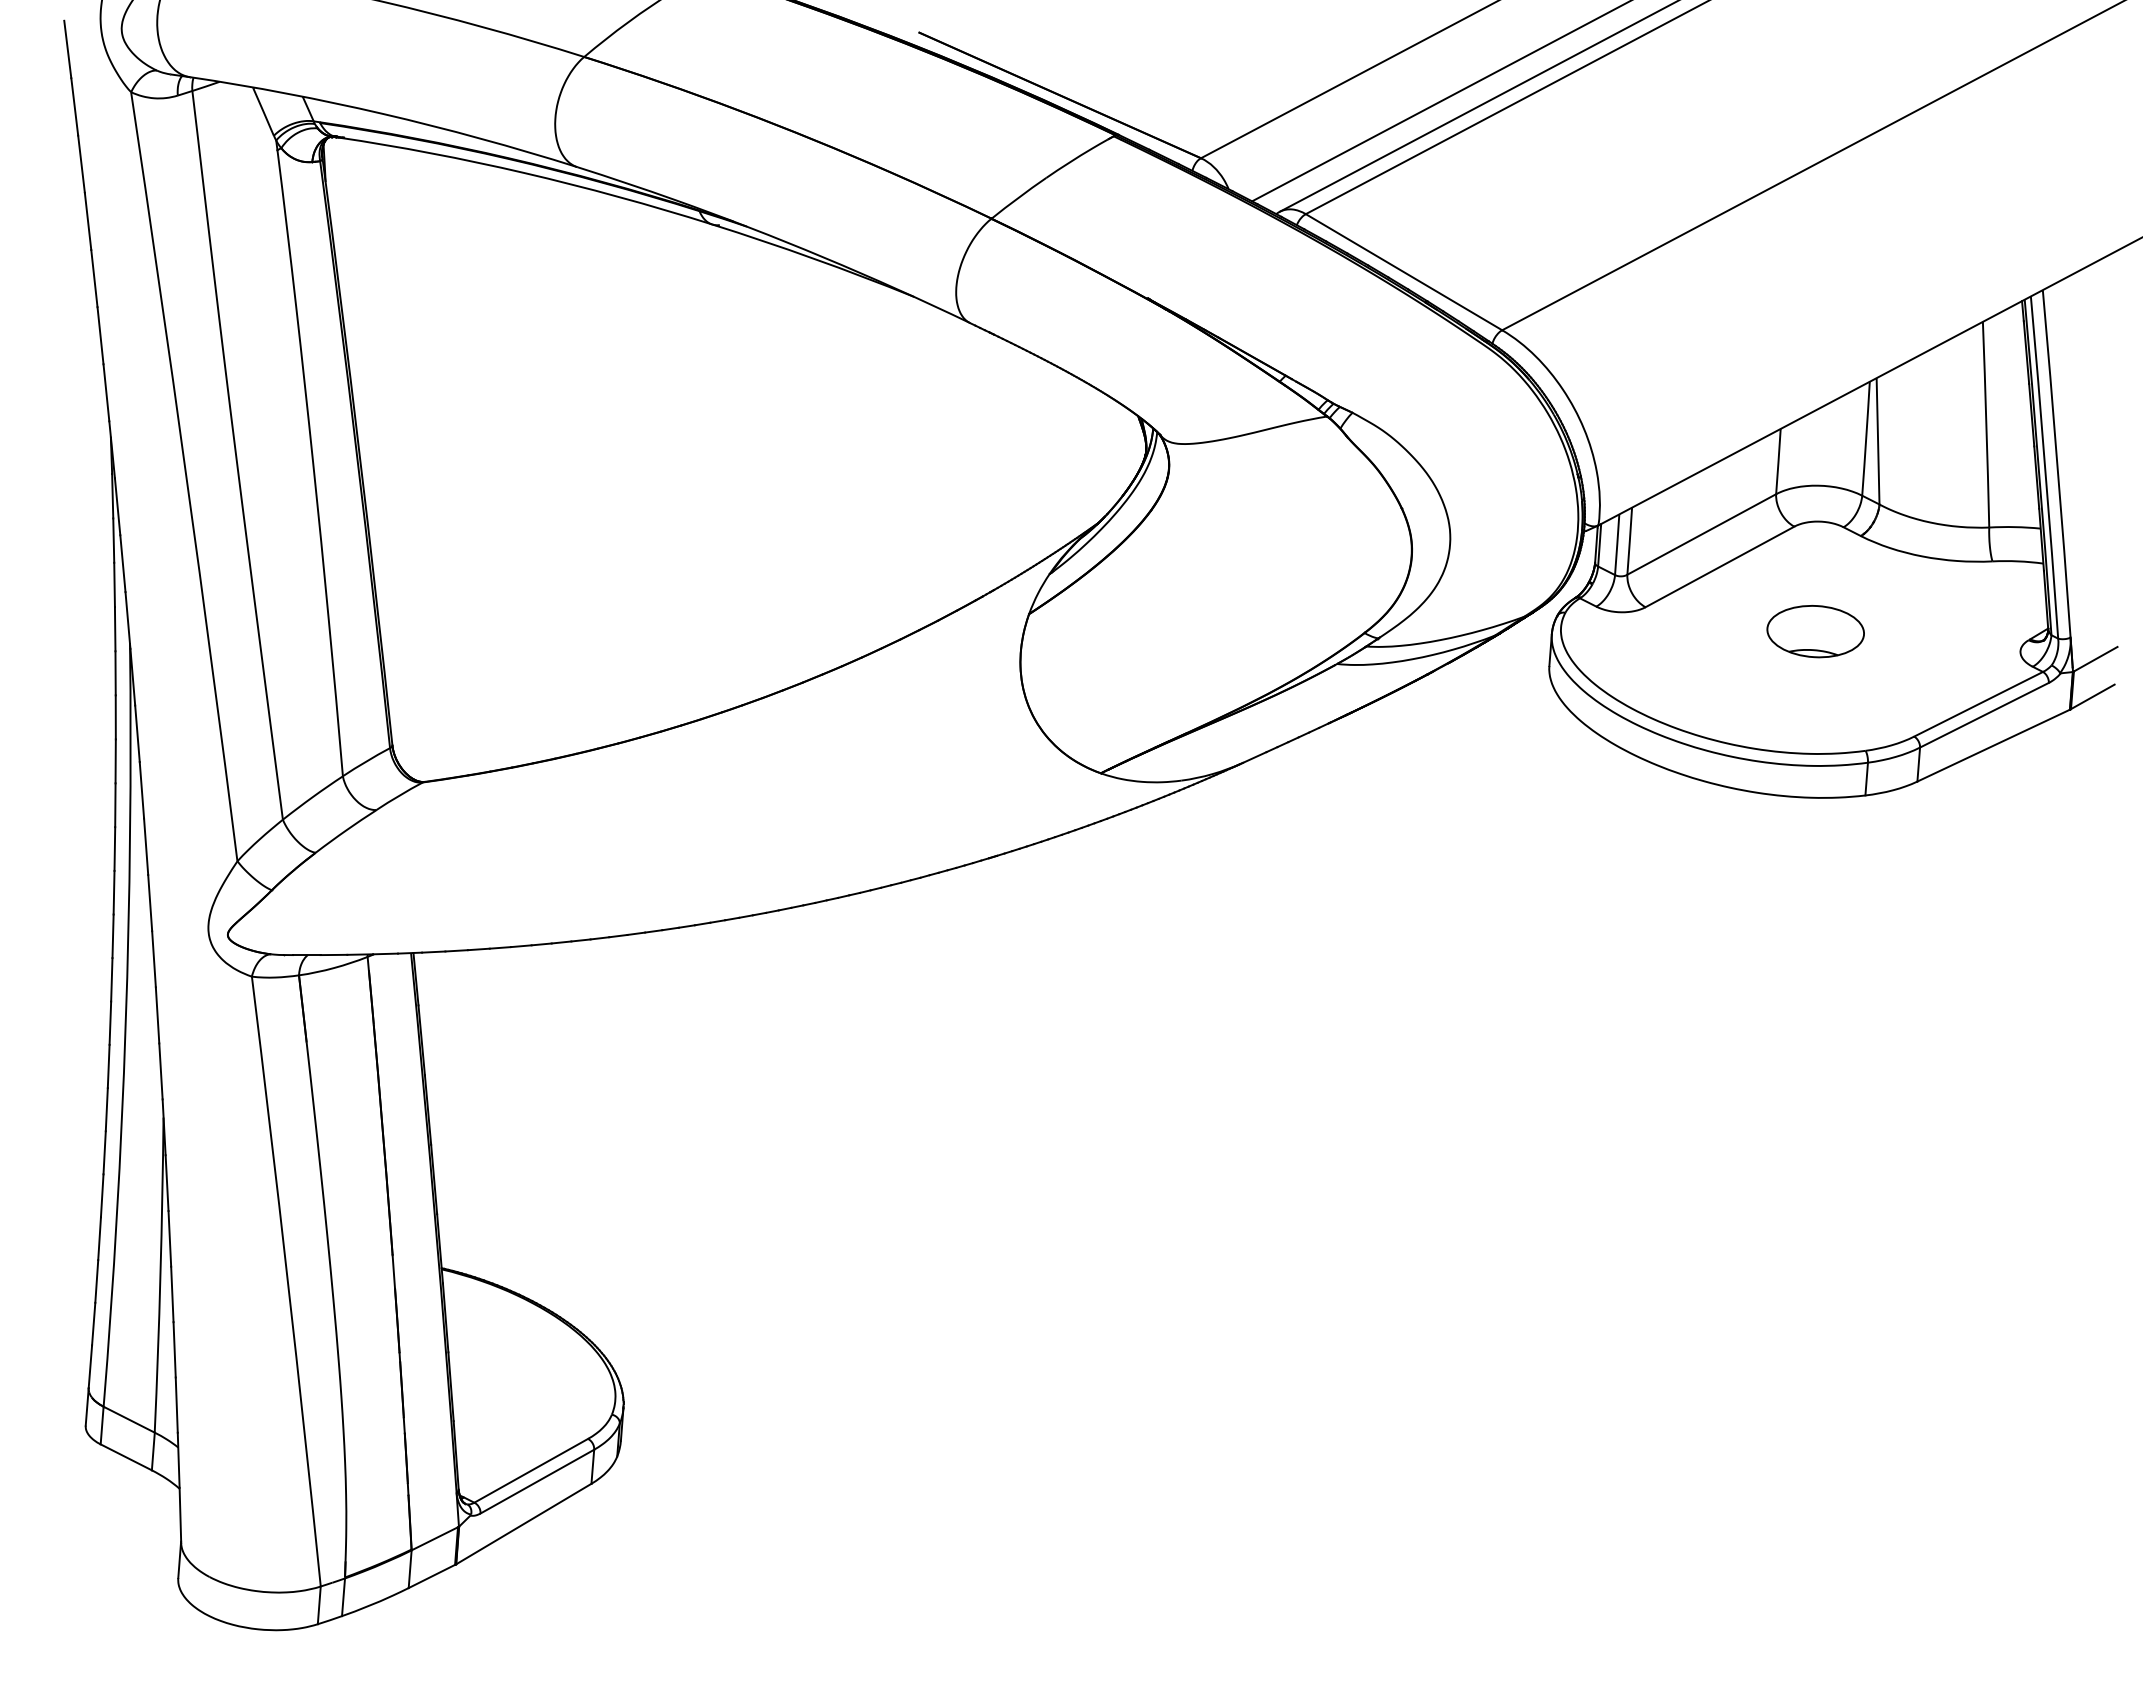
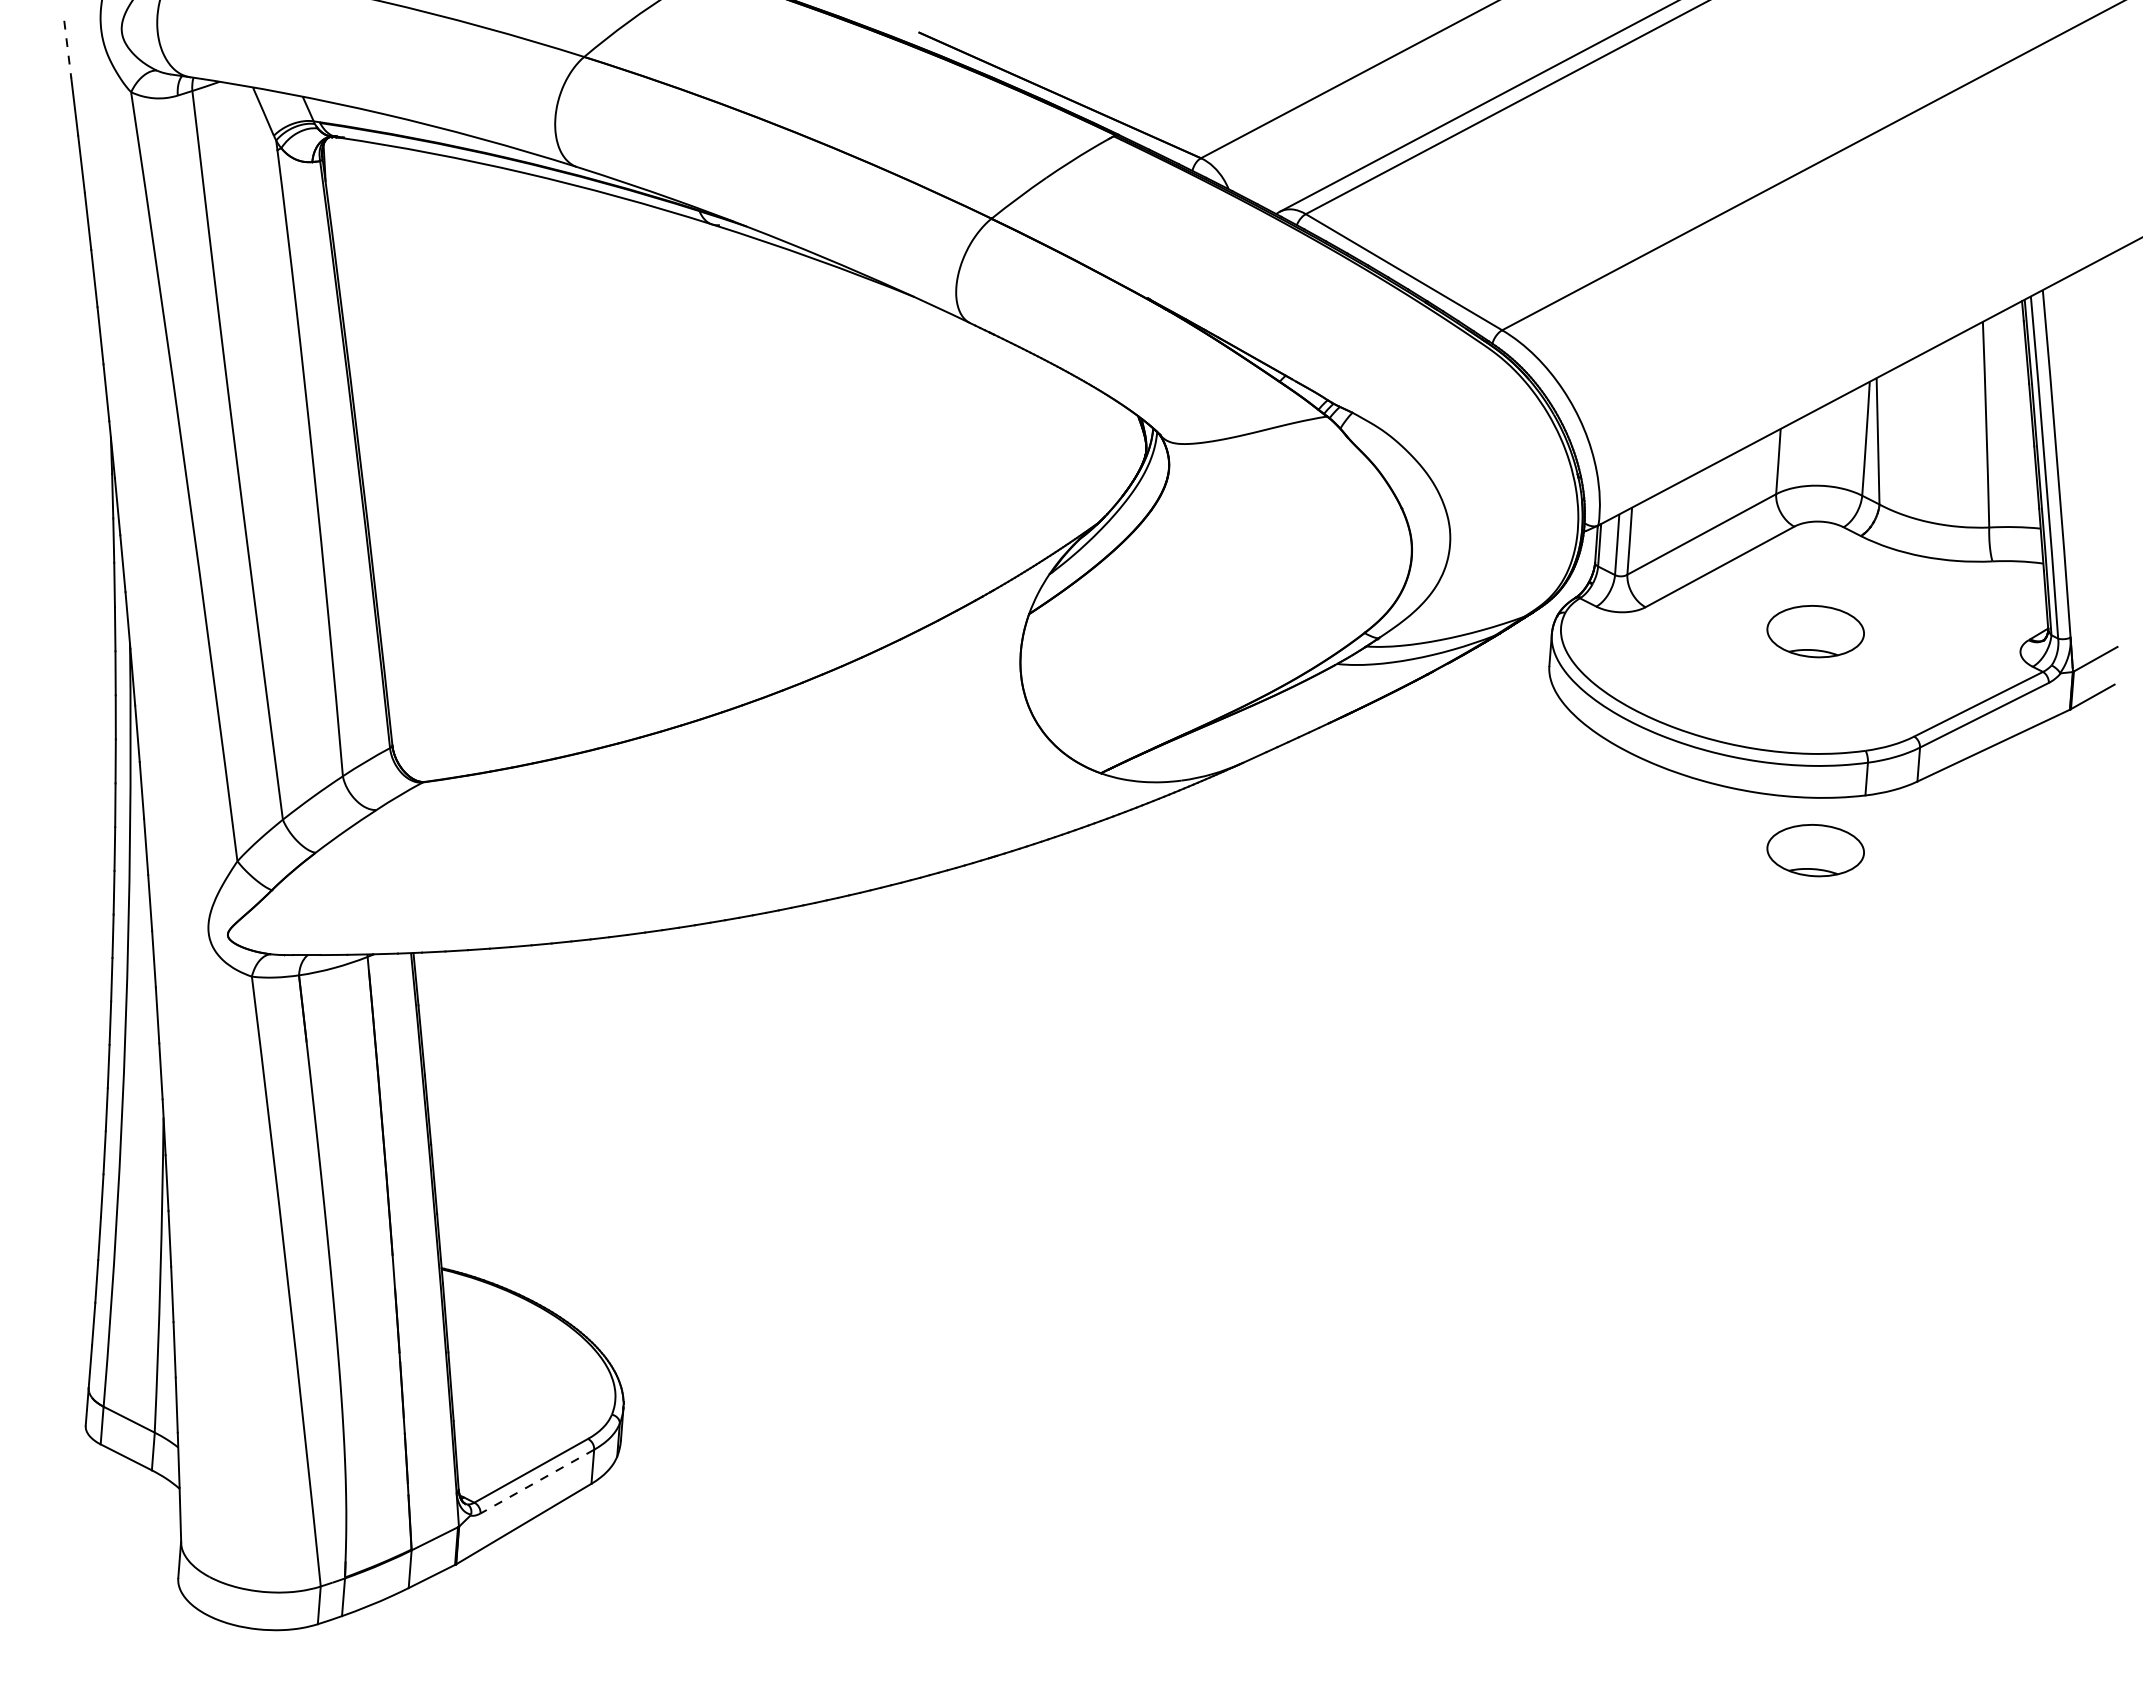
line: solid -> dashed (67, 49)
line: present -> none (1439, 101)
part: none -> present (1815, 850)
line: solid -> dashed (536, 1481)
